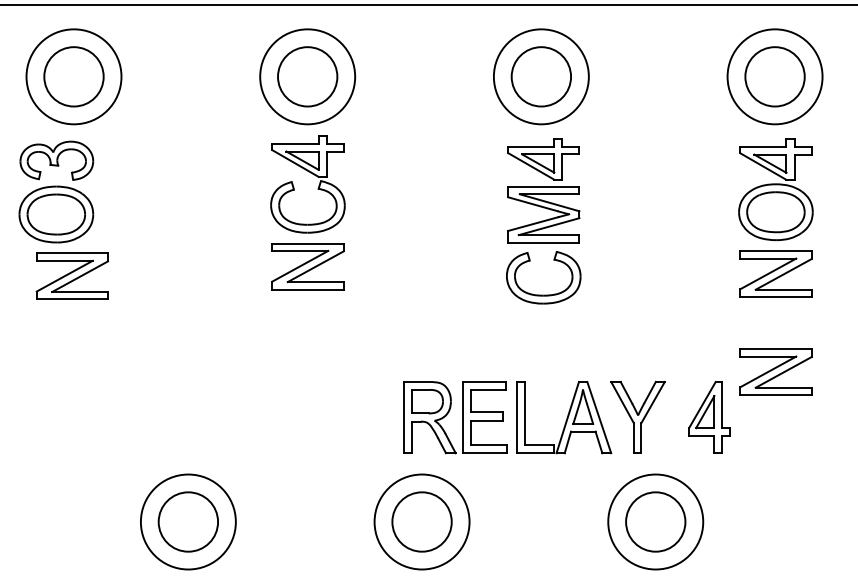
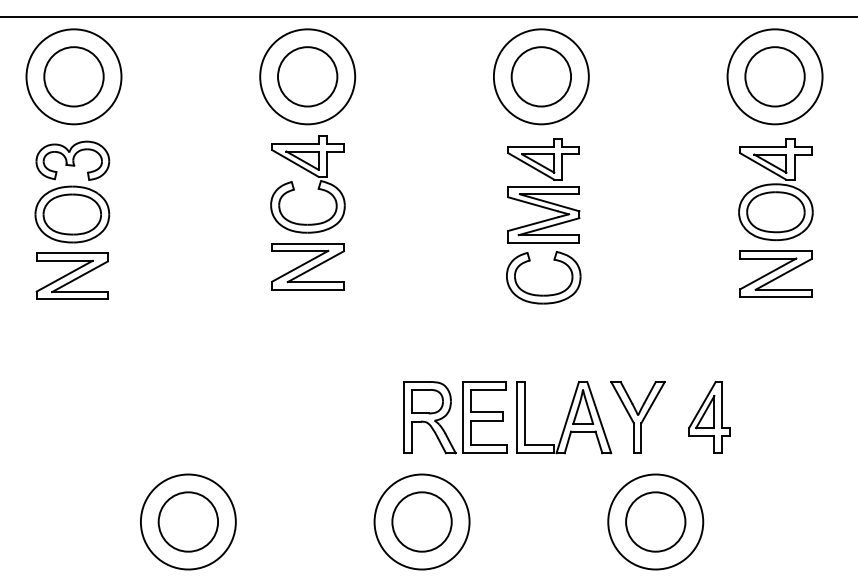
line position: (428, 5) -> (428, 17) (428, 17)
part position: (56, 191) -> (72, 191) (72, 191)
part: present -> none (775, 371)
